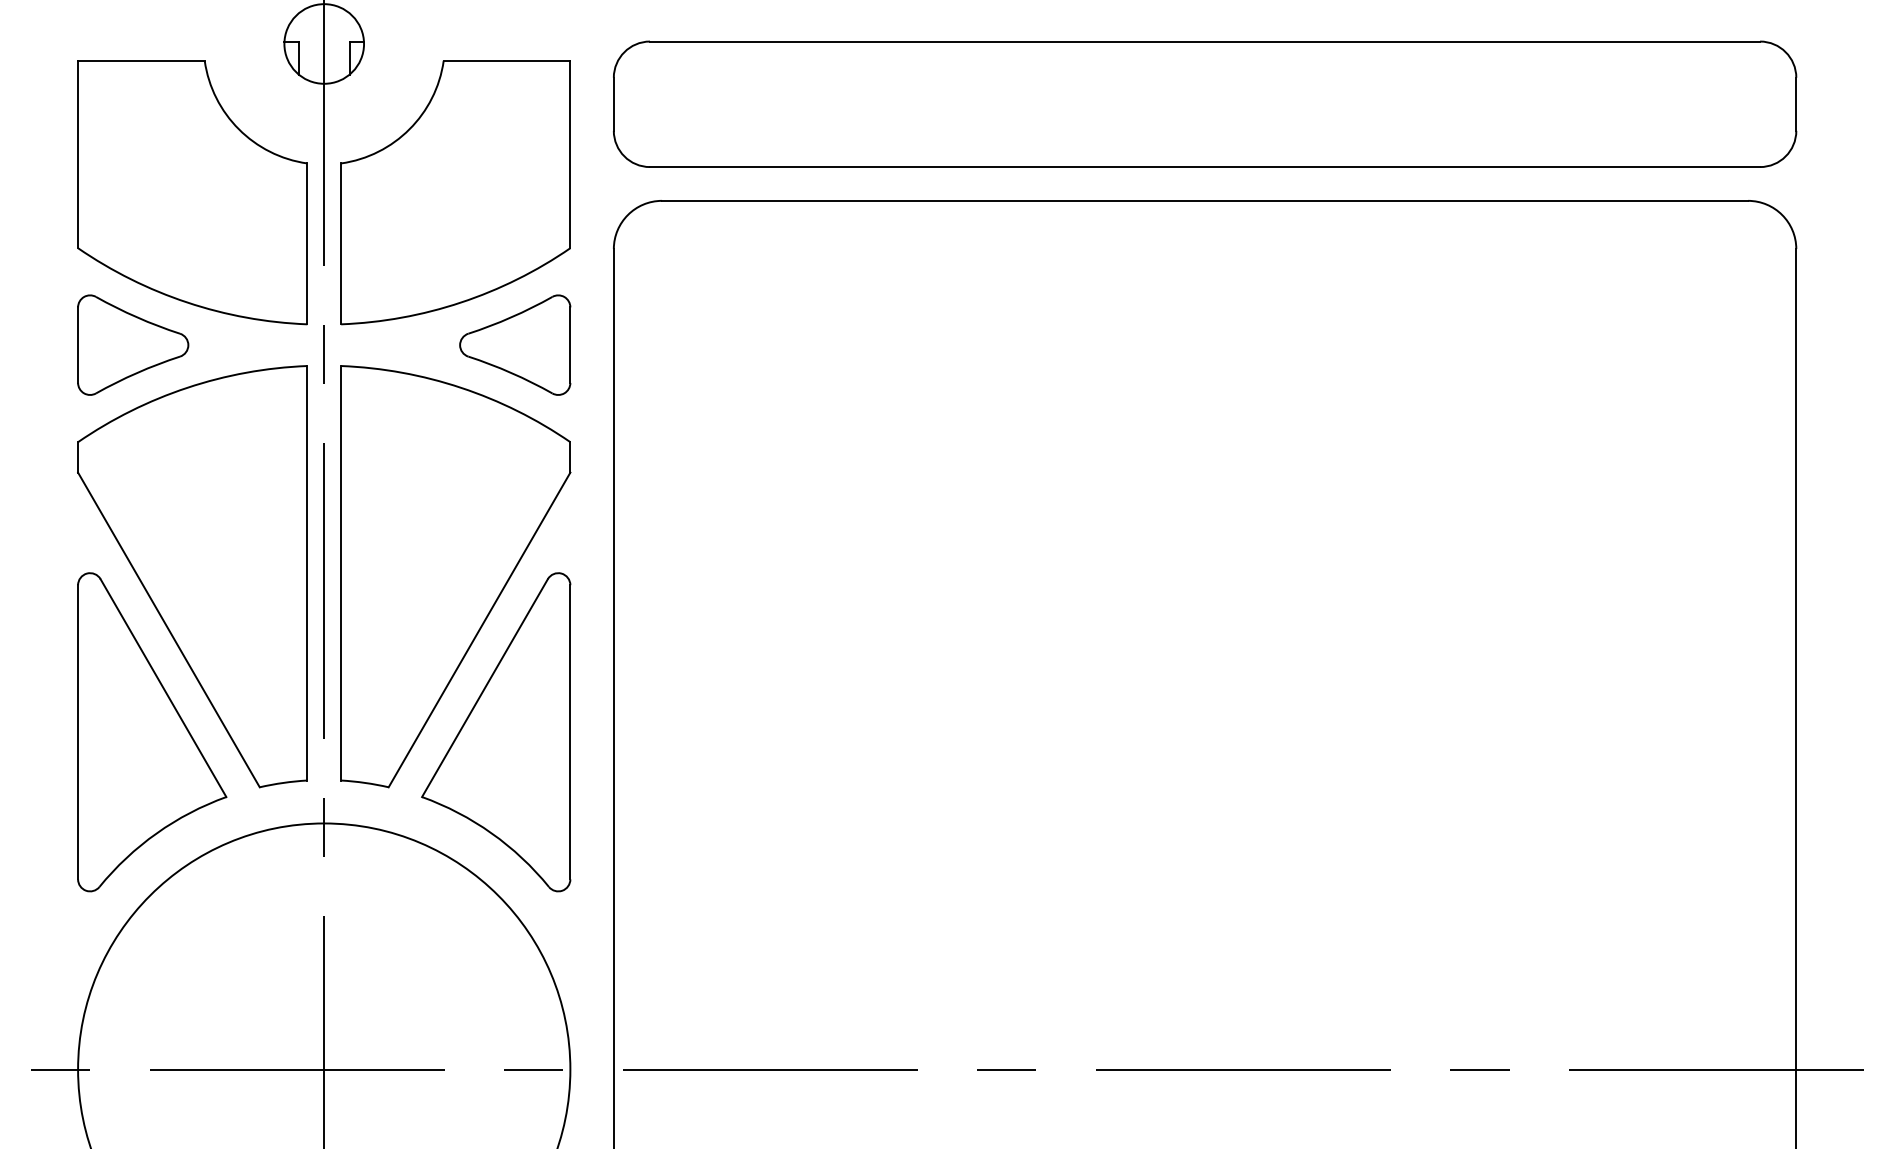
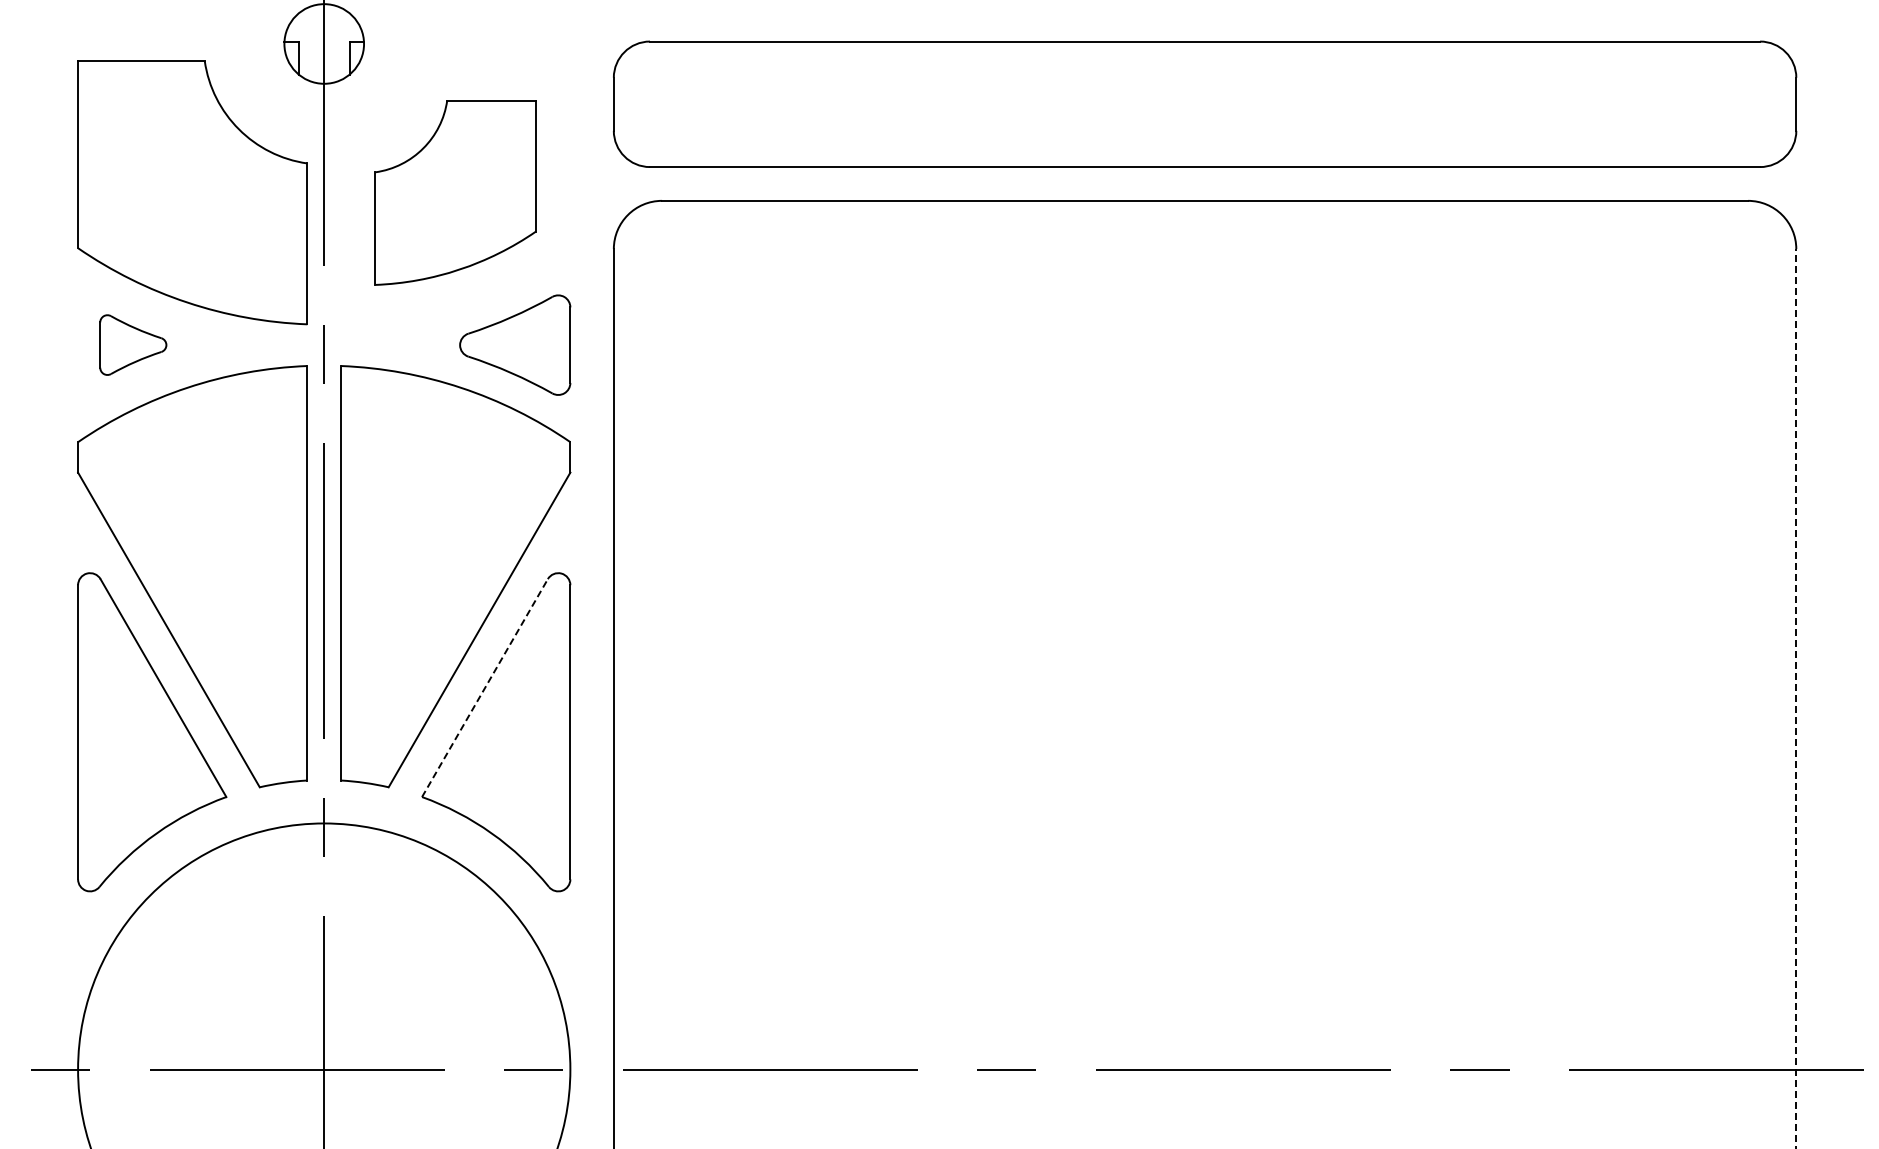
part size: 231x266 px -> 163x186 px (455, 192)
part size: 113x102 px -> 69x62 px (133, 344)
line: solid -> dashed (484, 688)
line: solid -> dashed (1796, 698)
